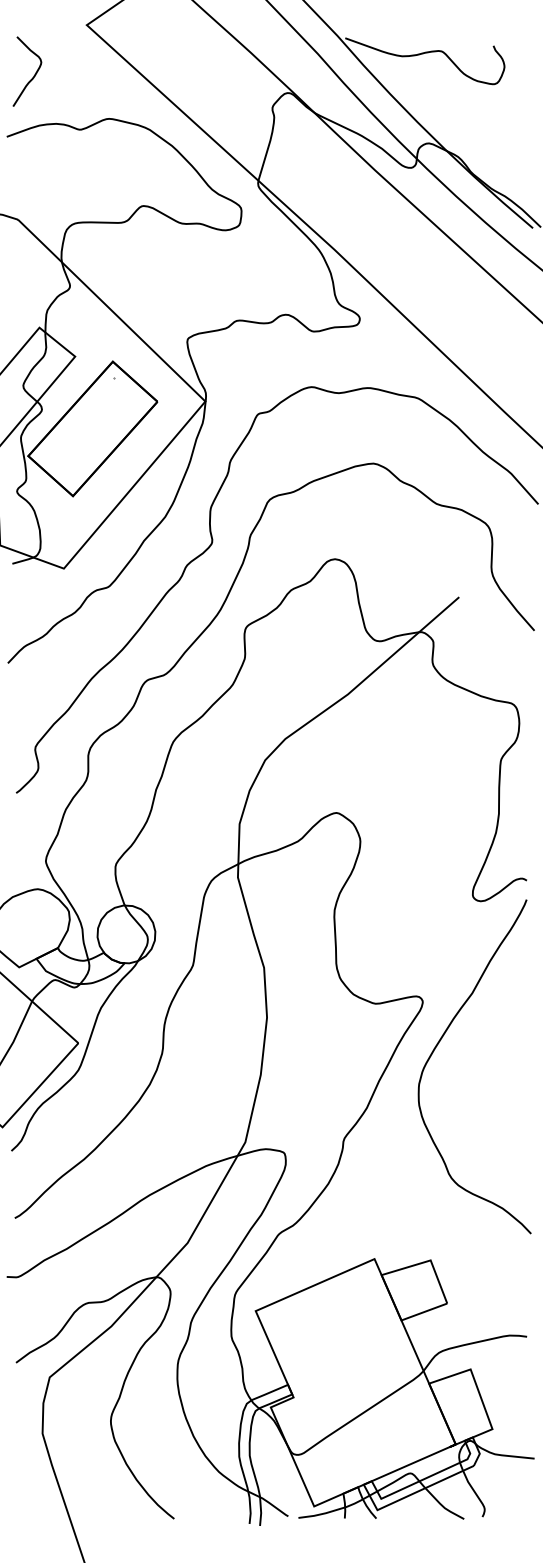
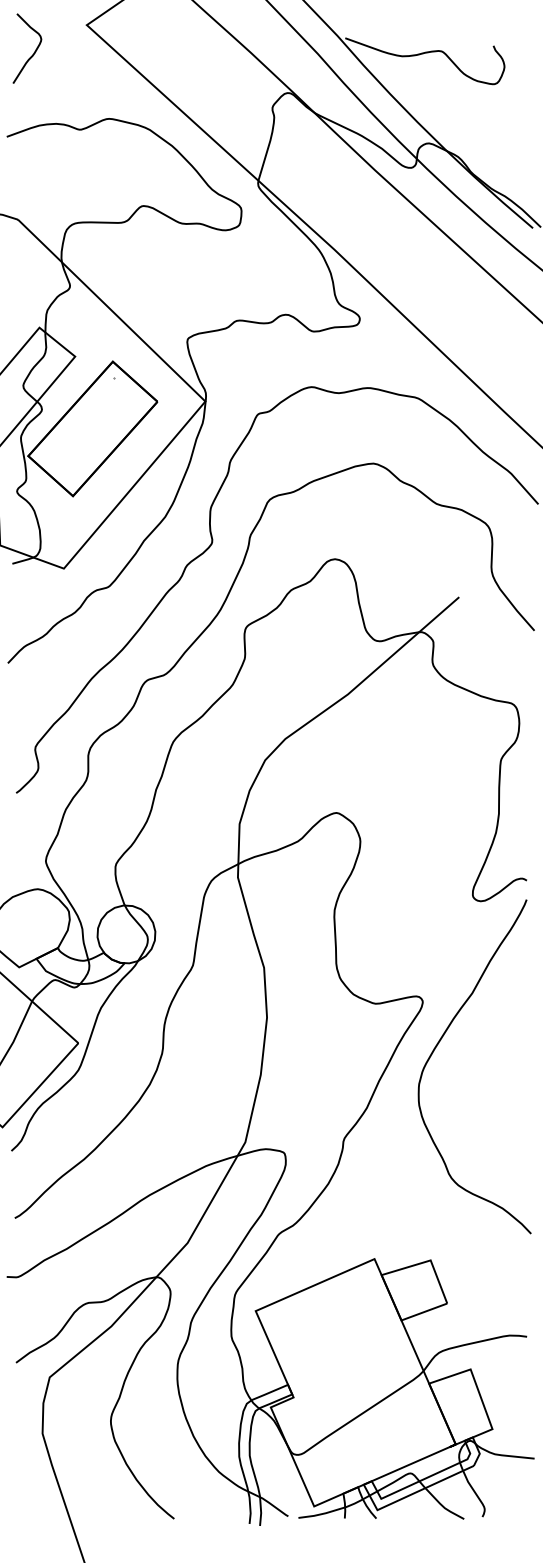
curve position: (33, 75) -> (33, 52) (33, 52)
